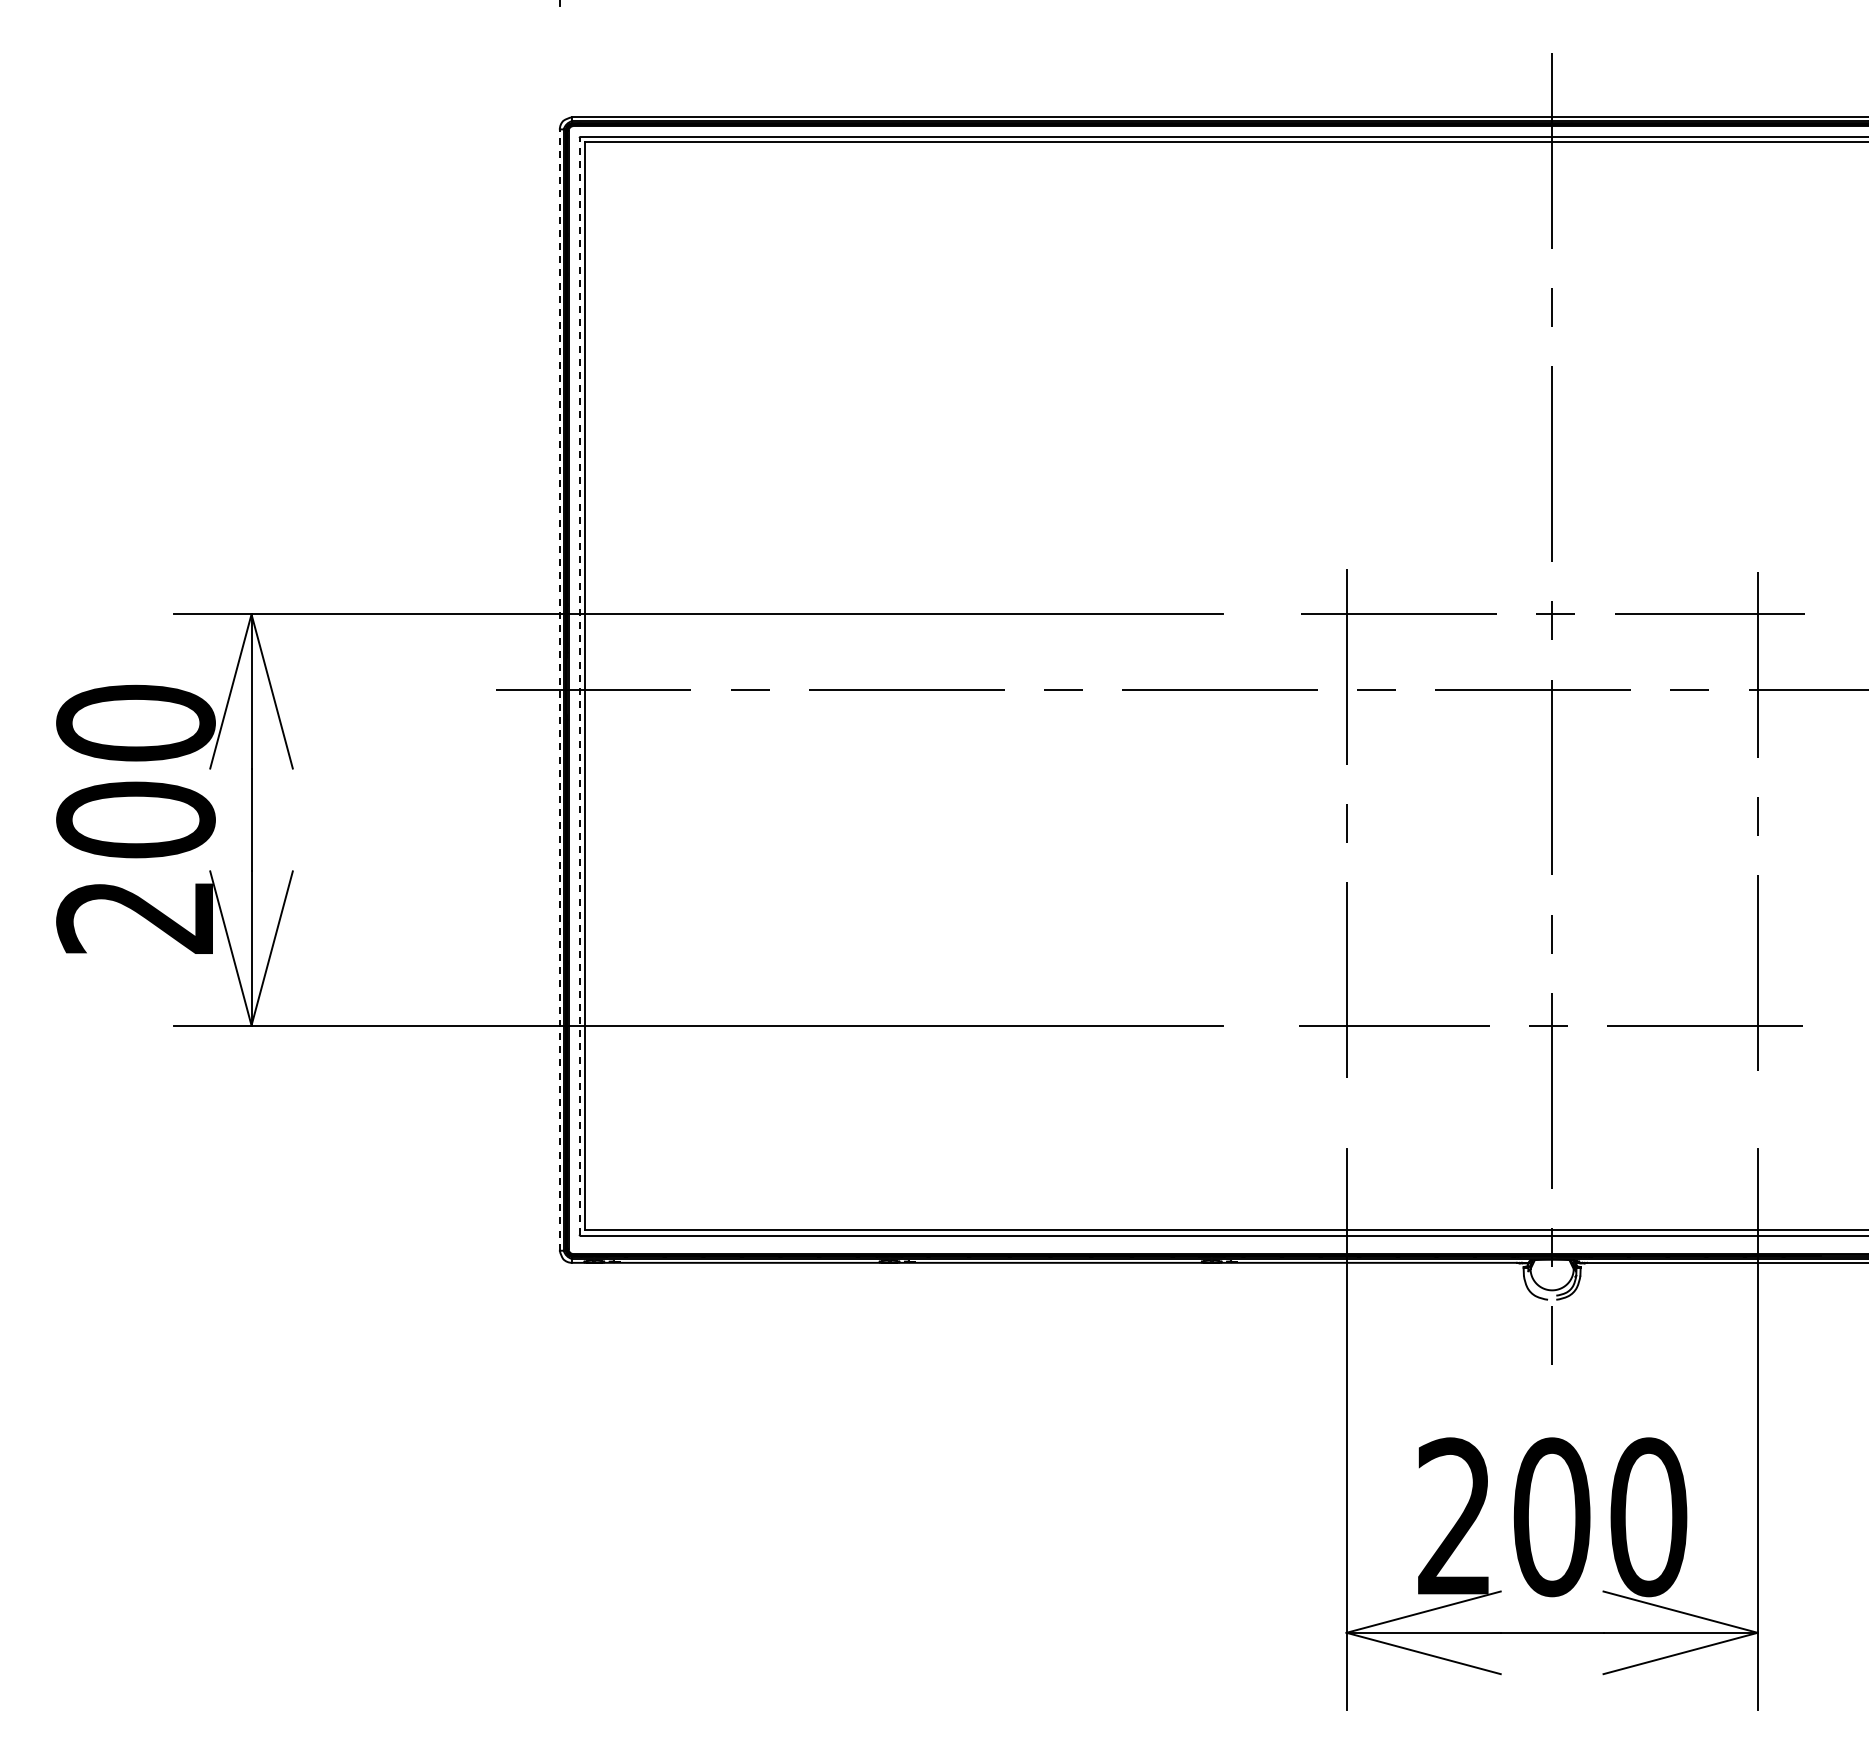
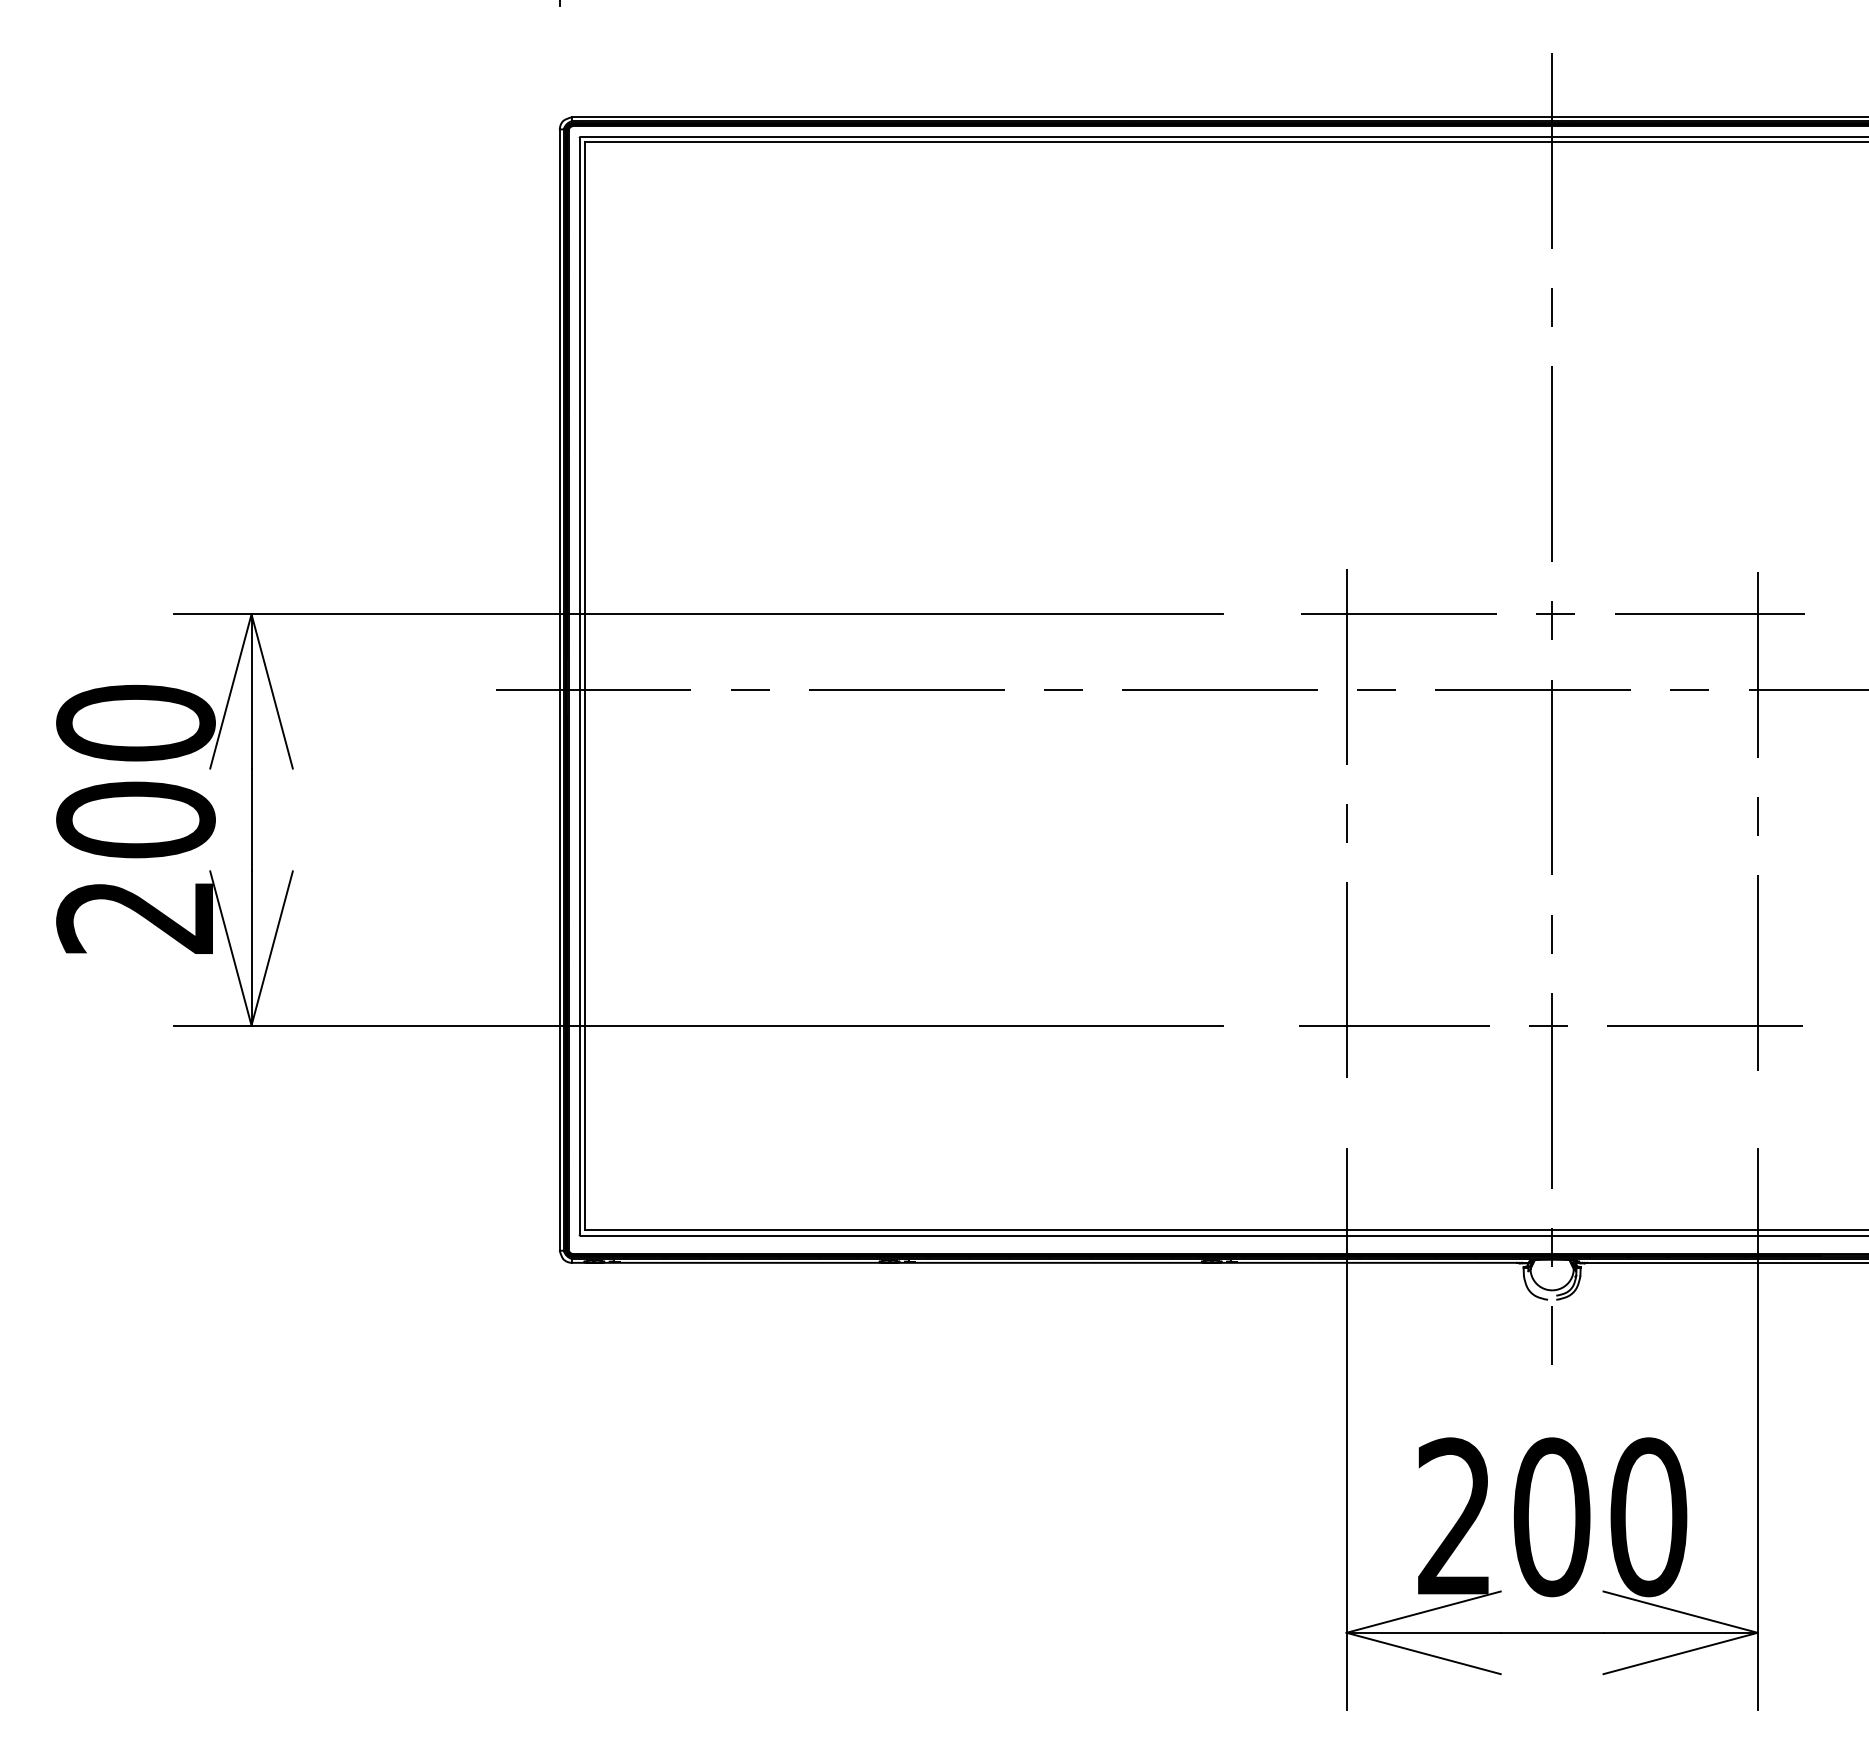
line: dashed -> solid (579, 685)
line: dashed -> solid (559, 690)
